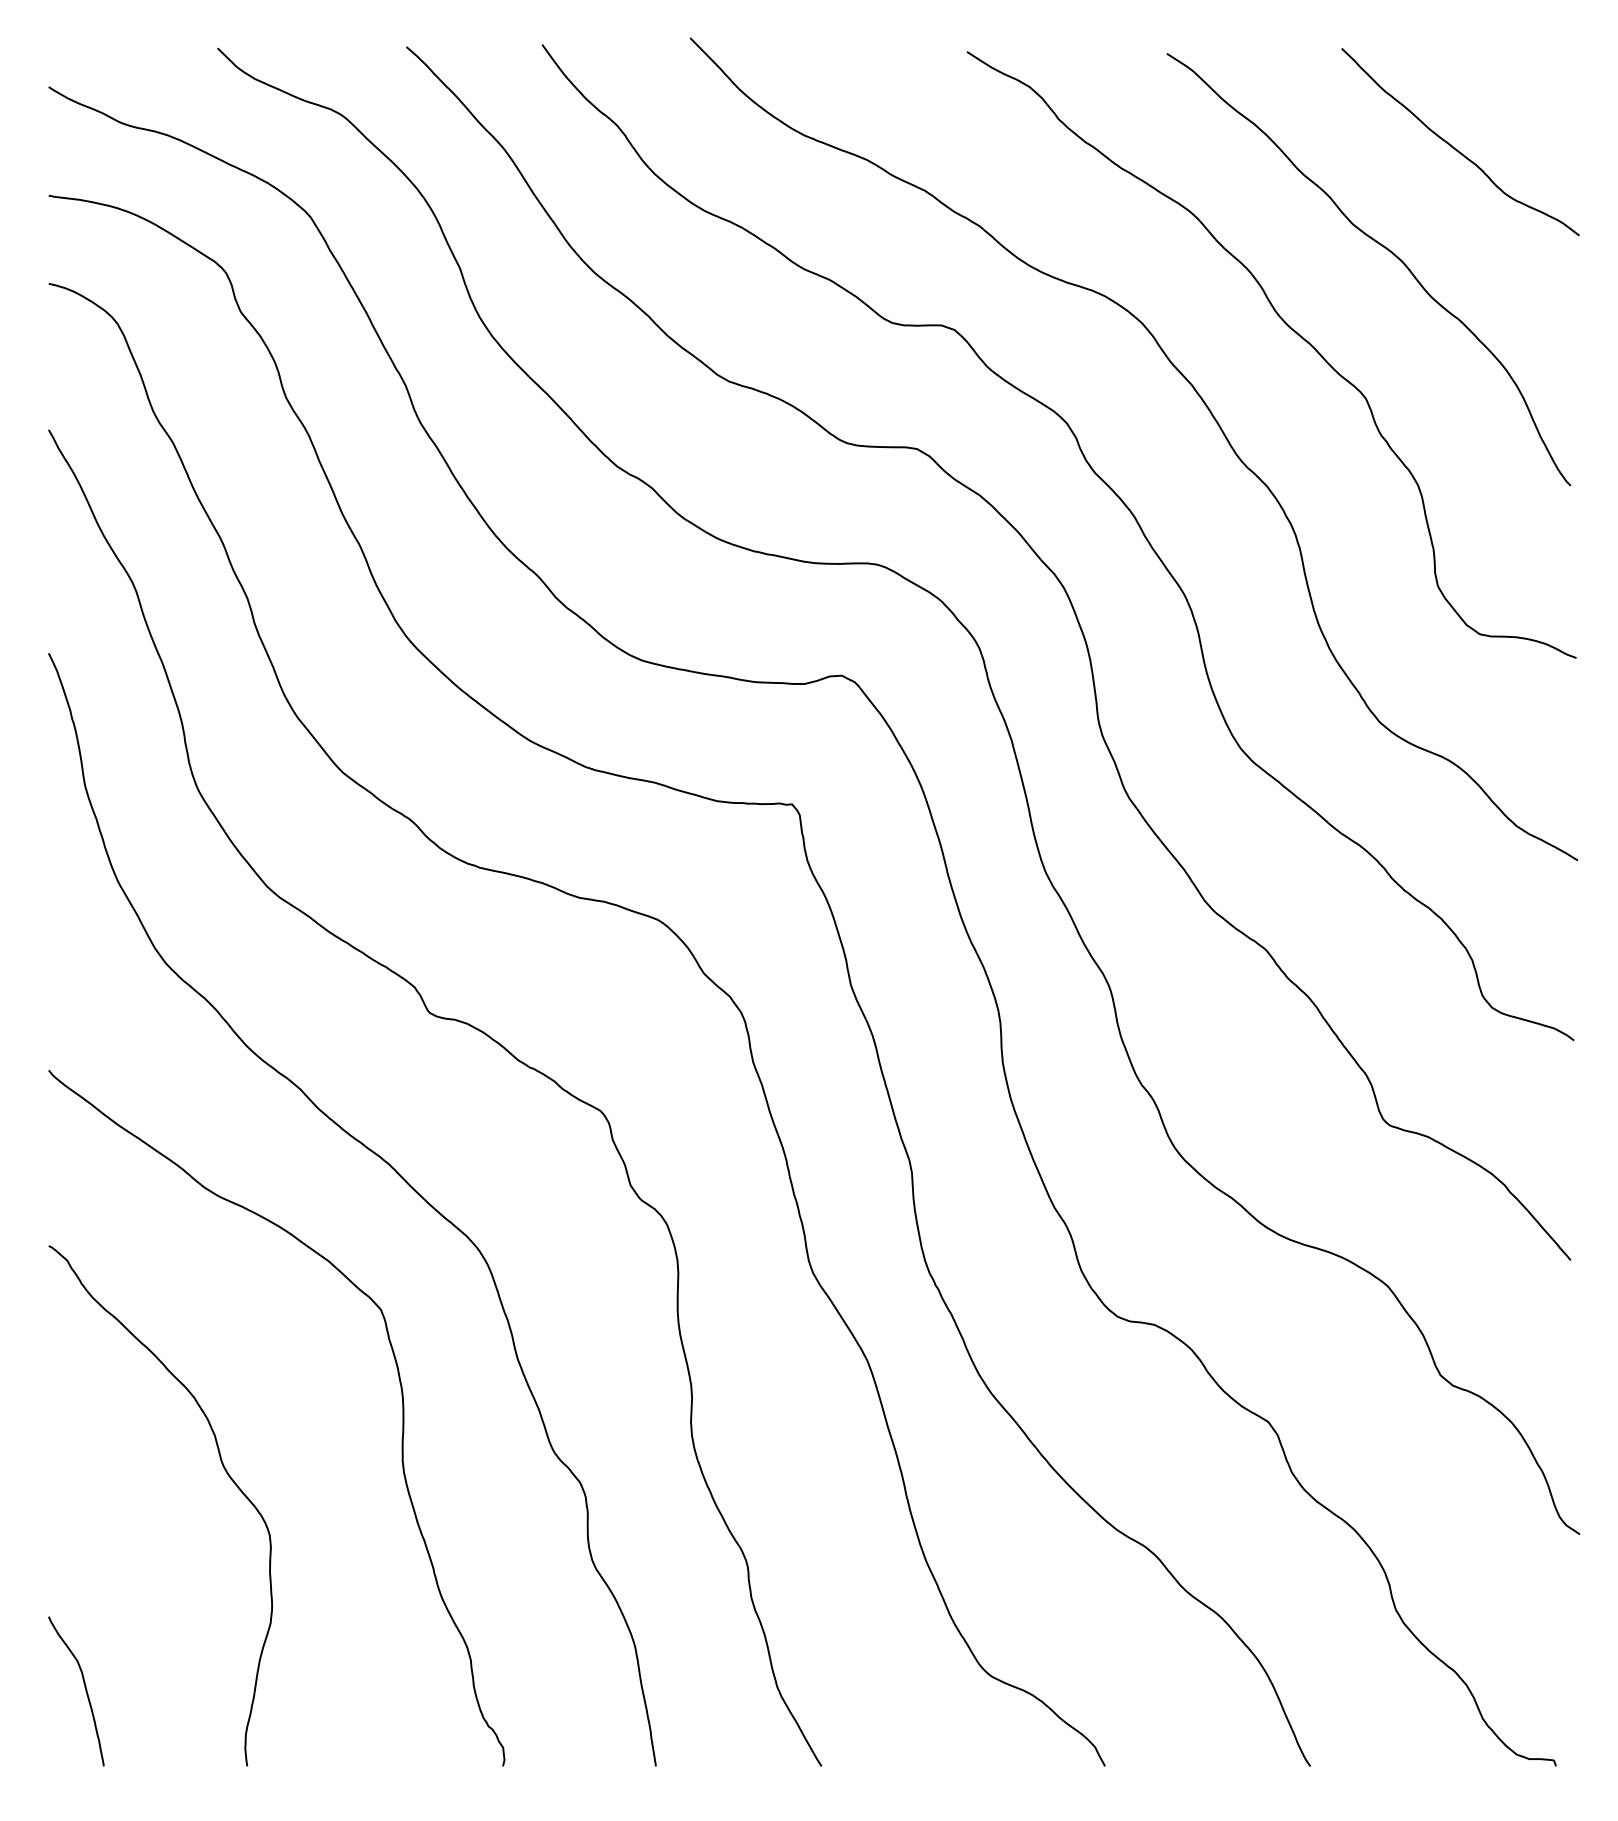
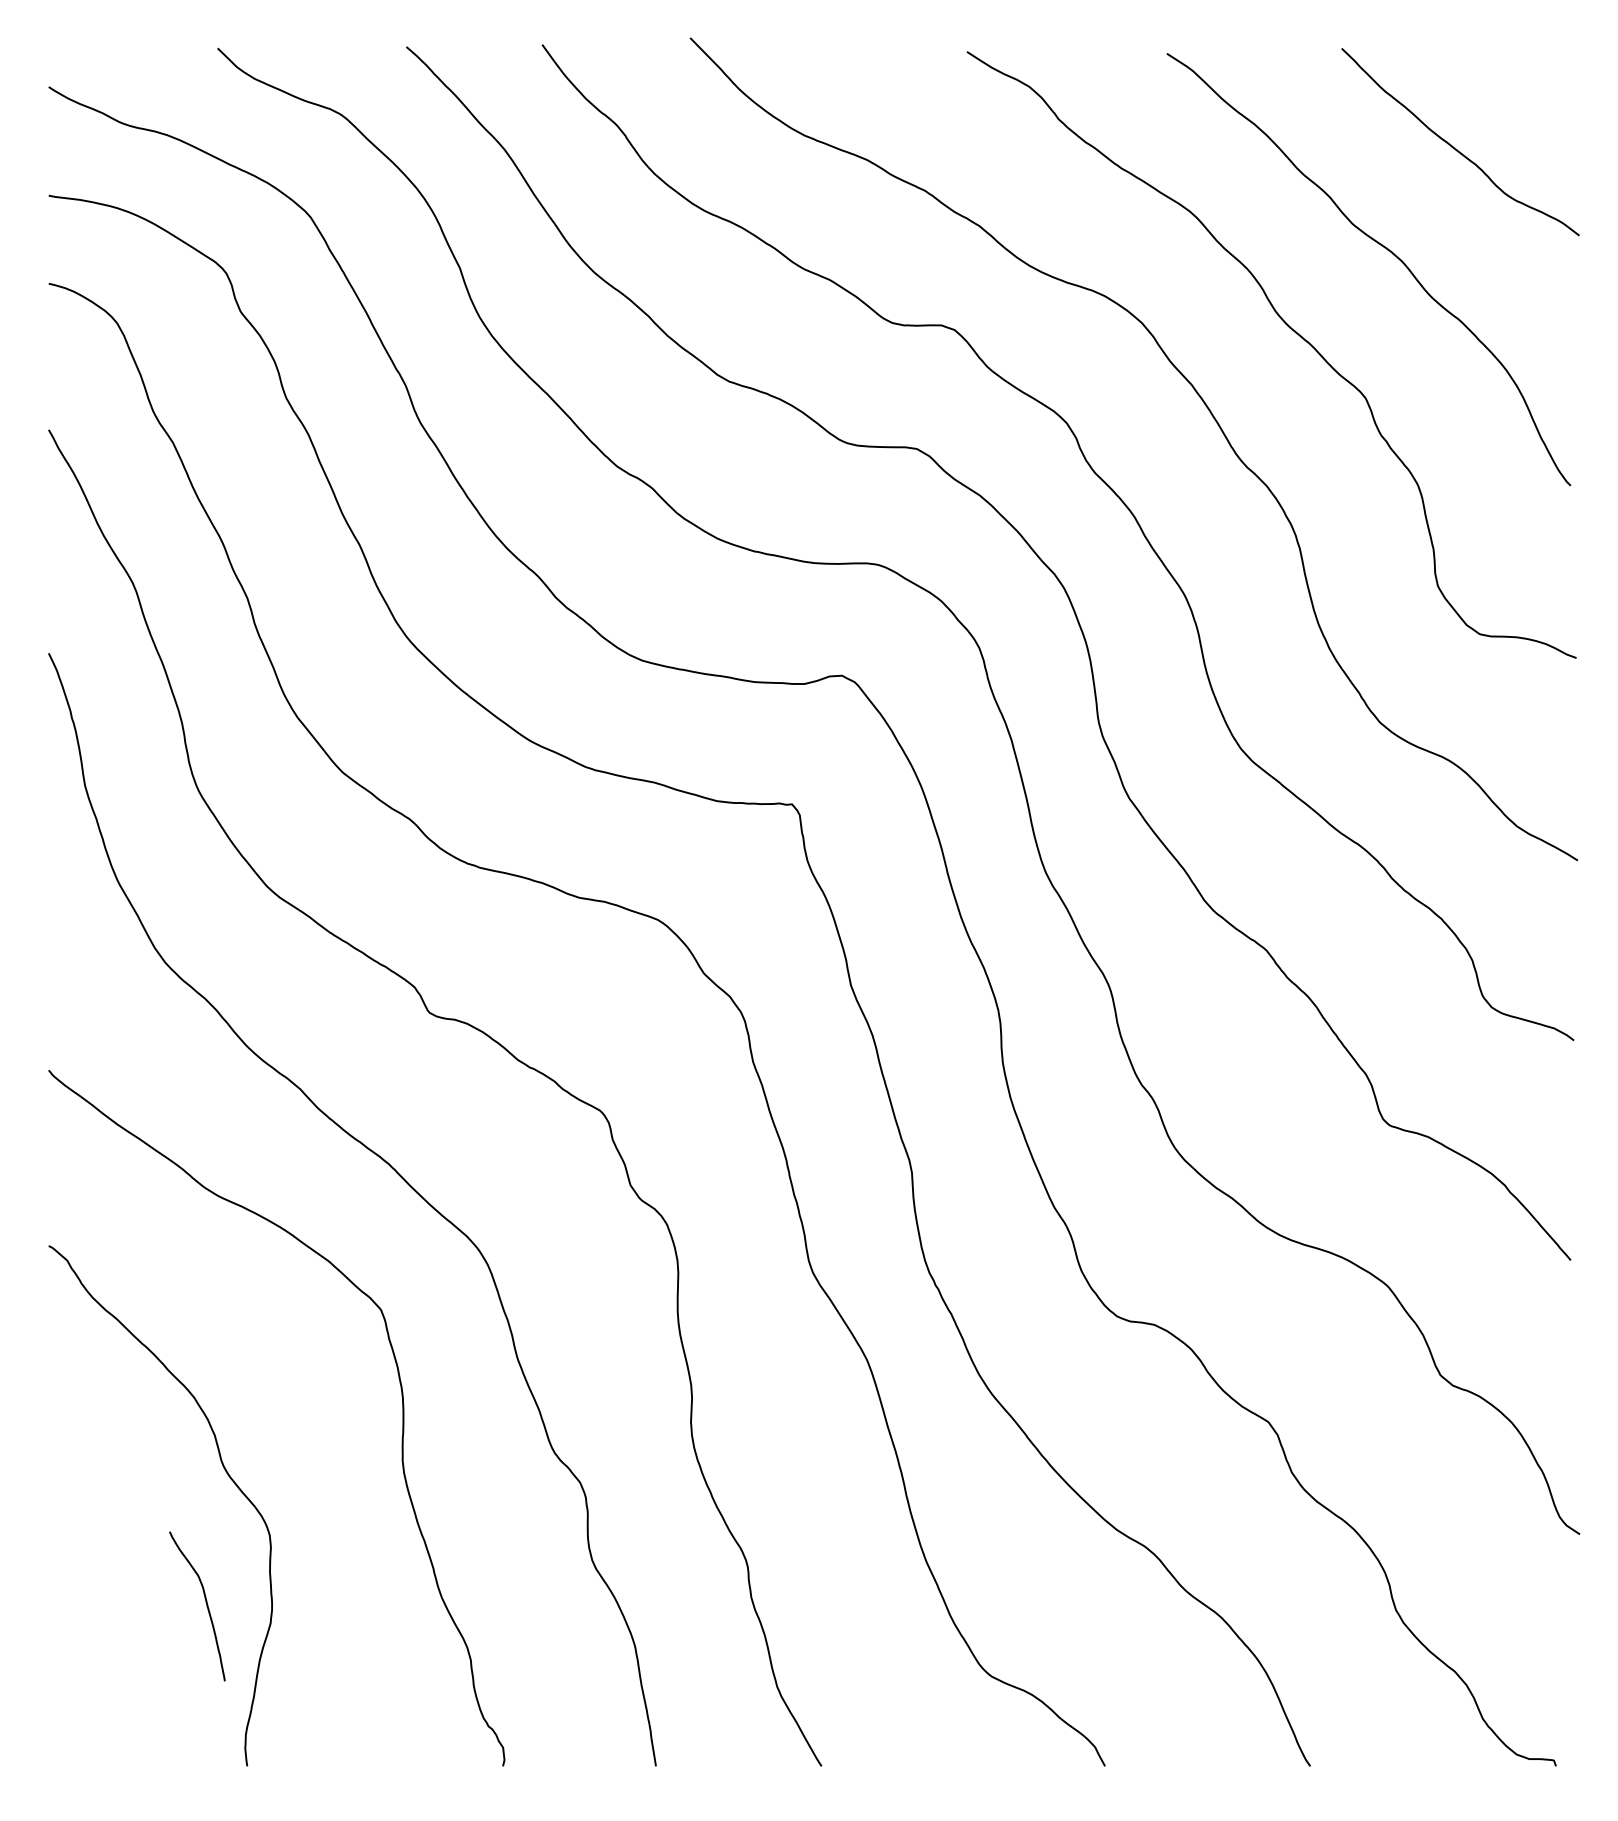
curve position: (84, 1687) -> (205, 1602) (205, 1602)
